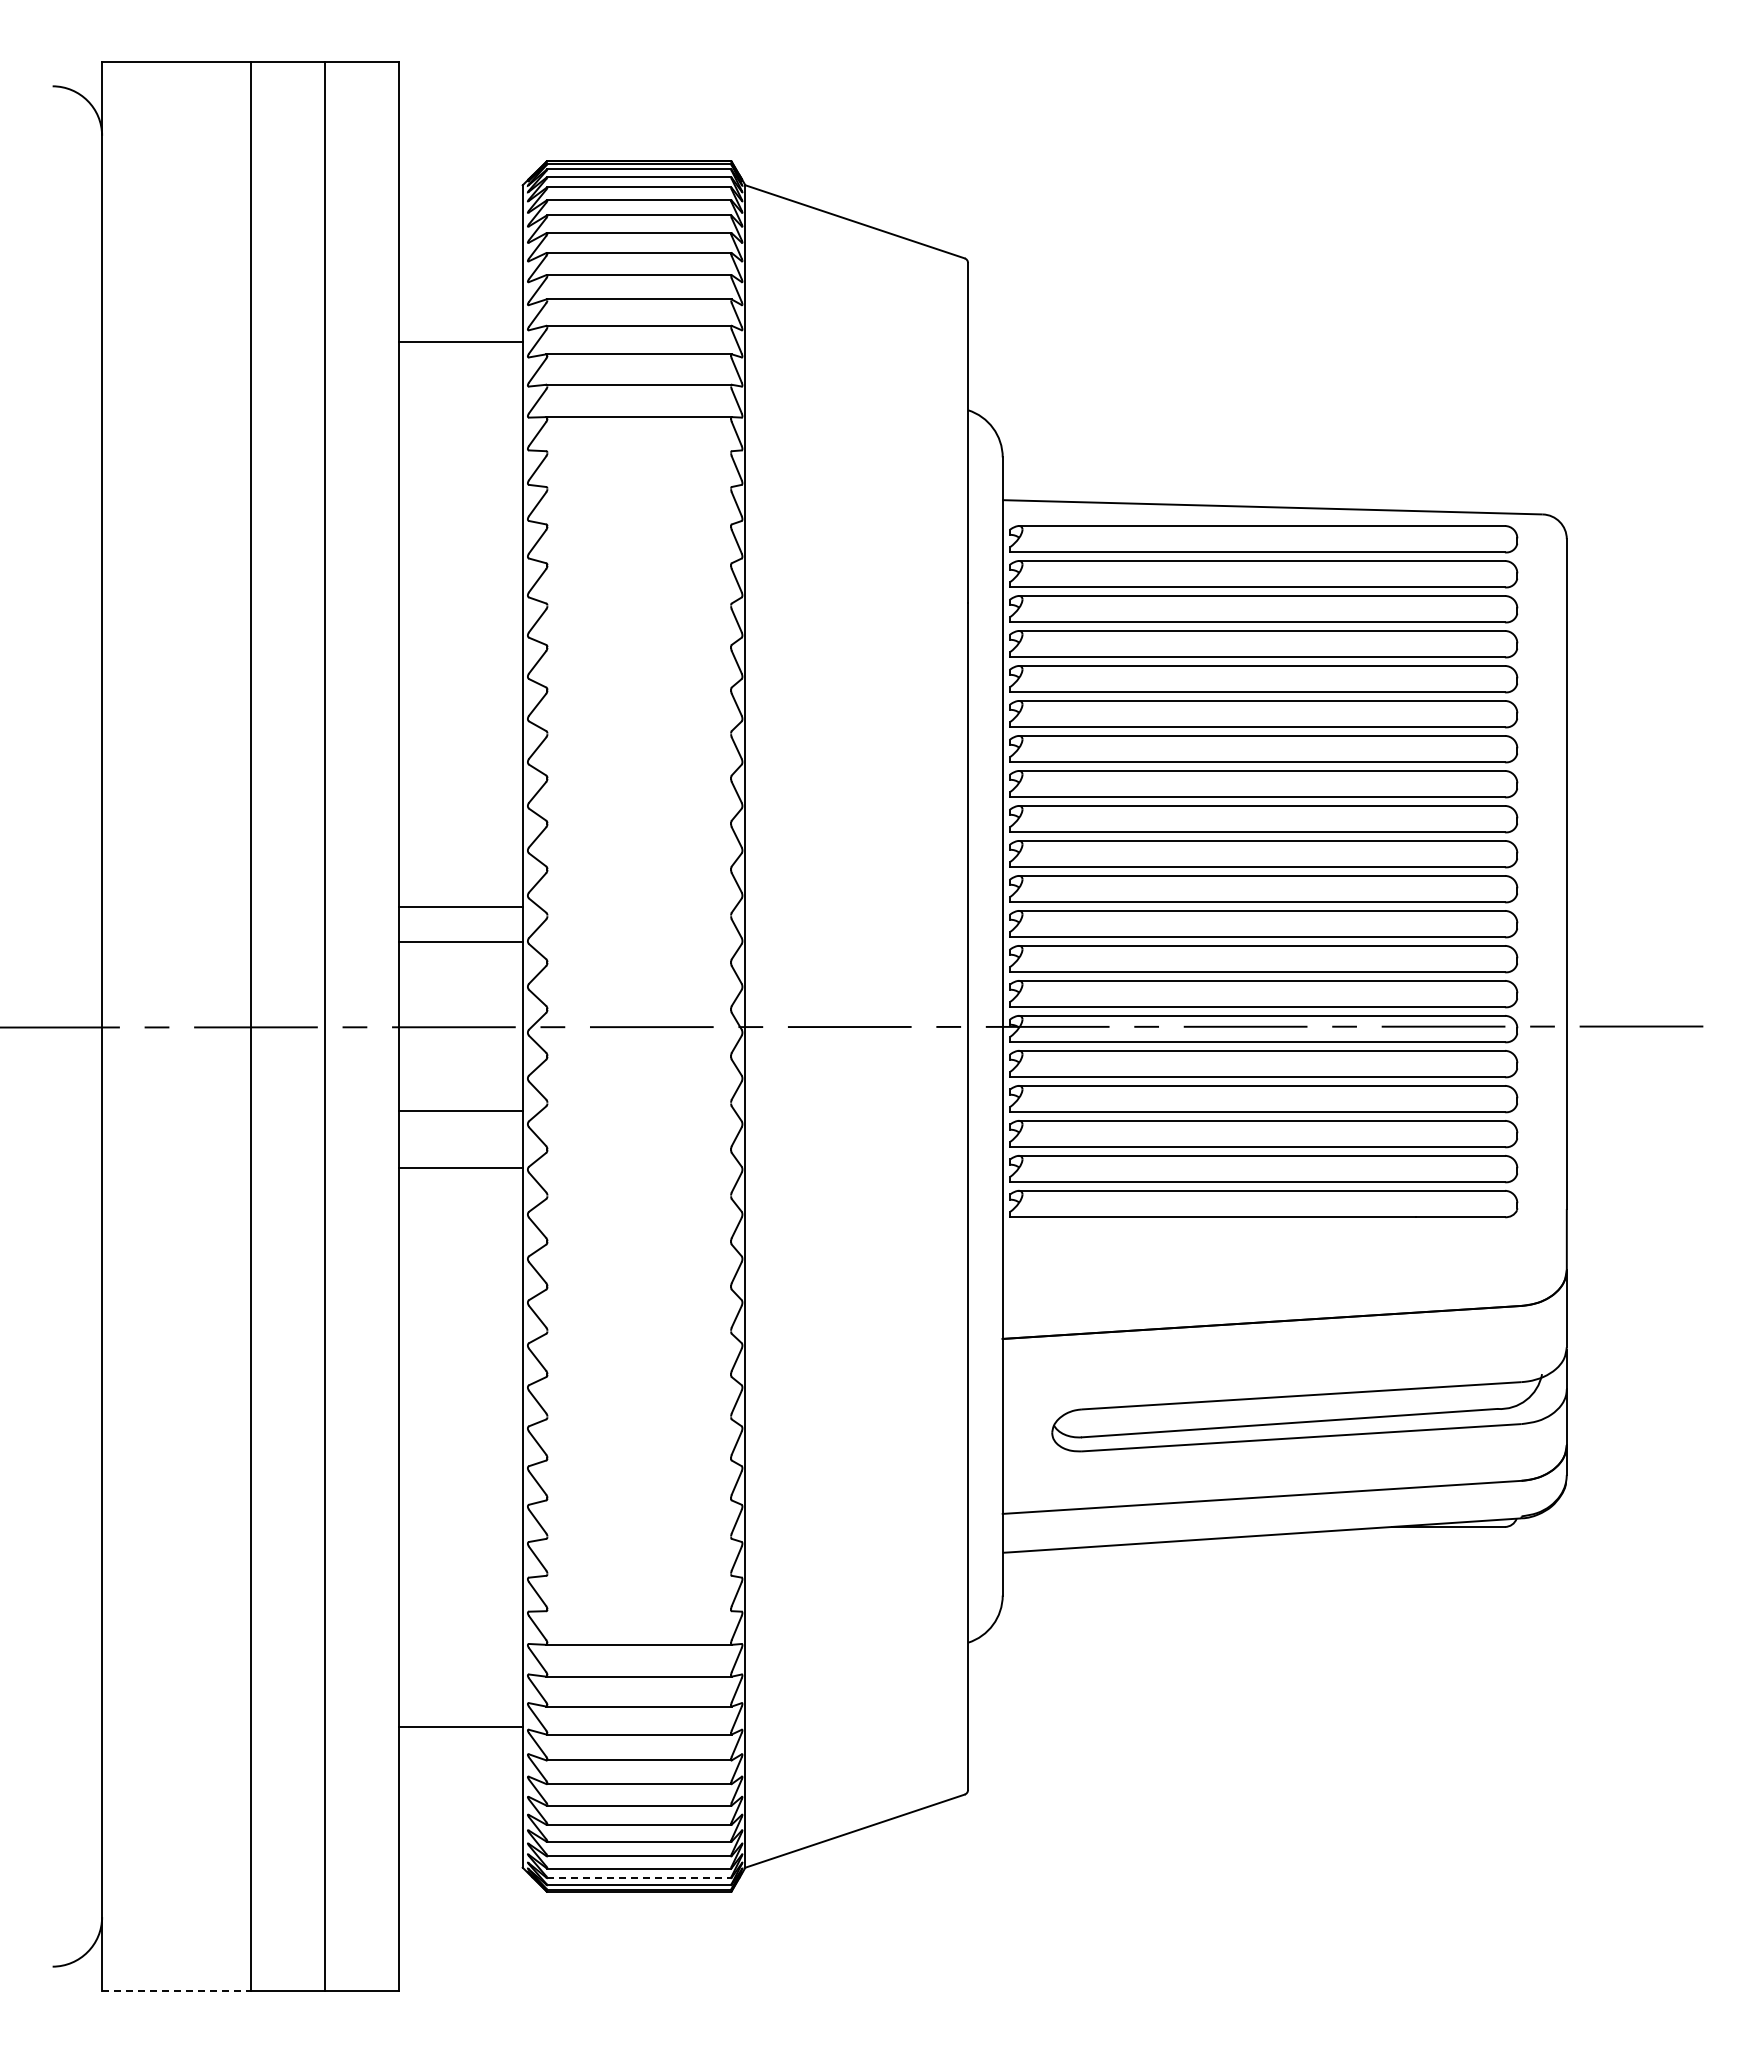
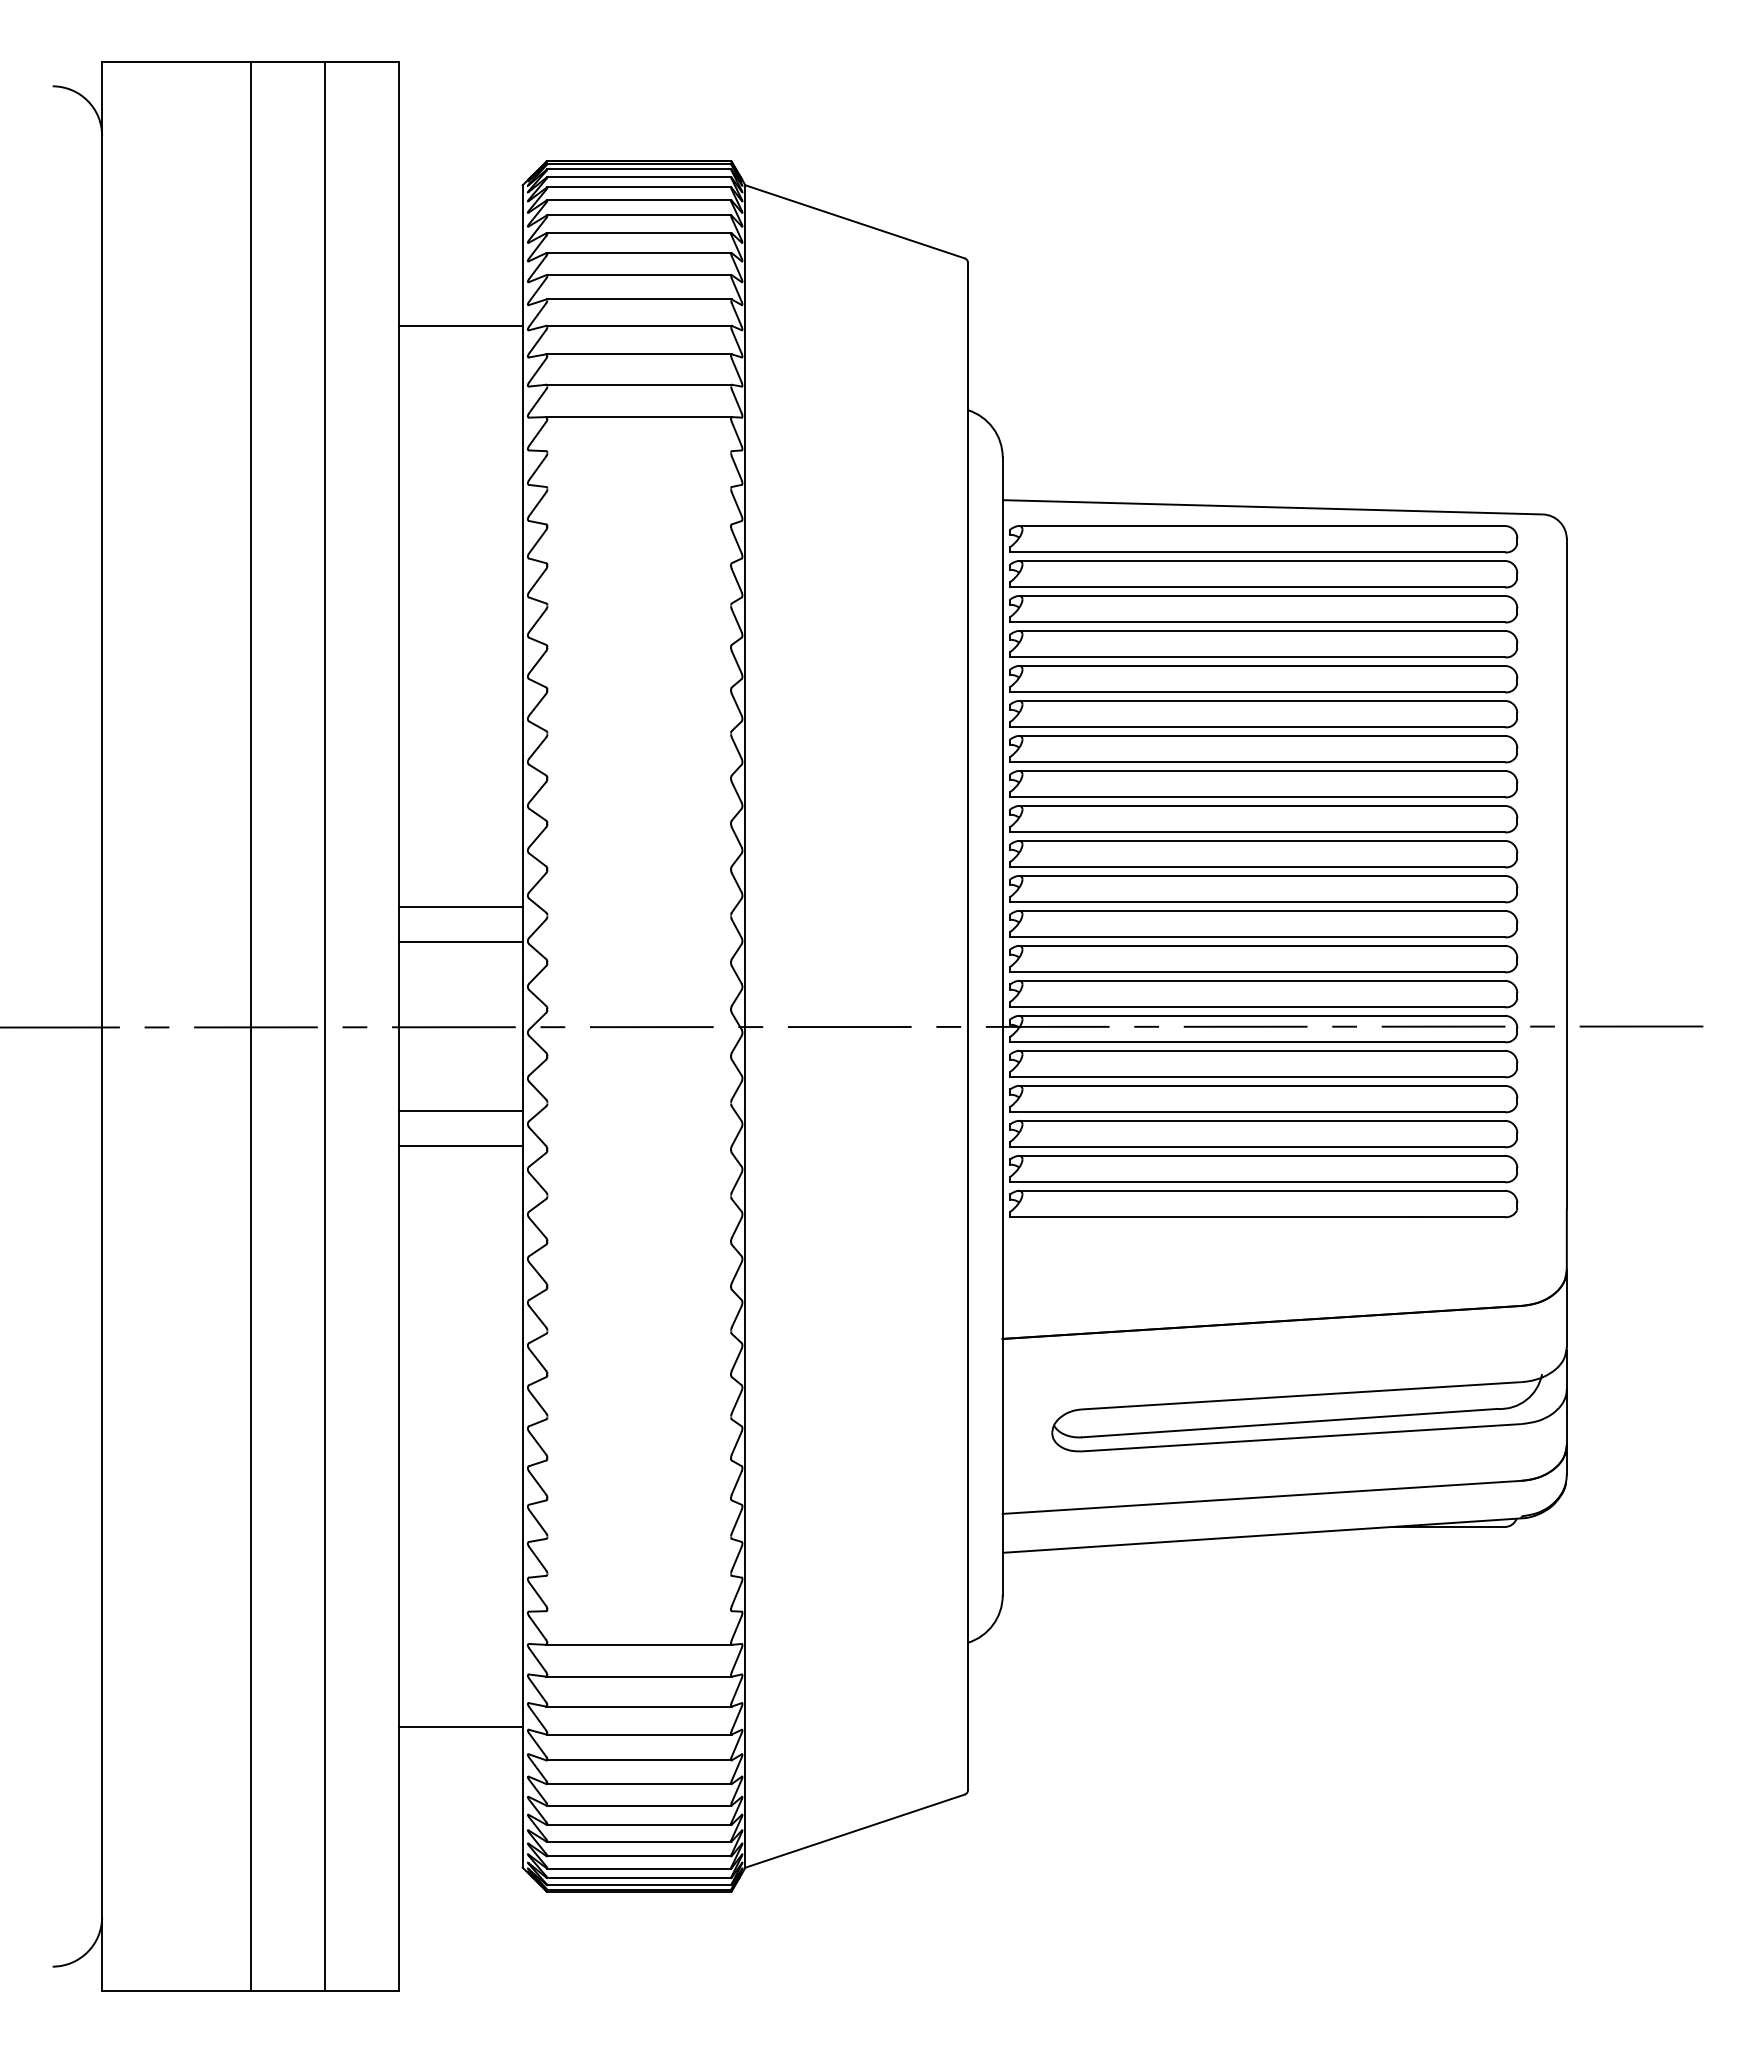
line position: (460, 342) -> (460, 326) (460, 326)
line position: (460, 1168) -> (460, 1146) (460, 1146)
line: dashed -> solid (639, 1878)
line: dashed -> solid (176, 1991)
